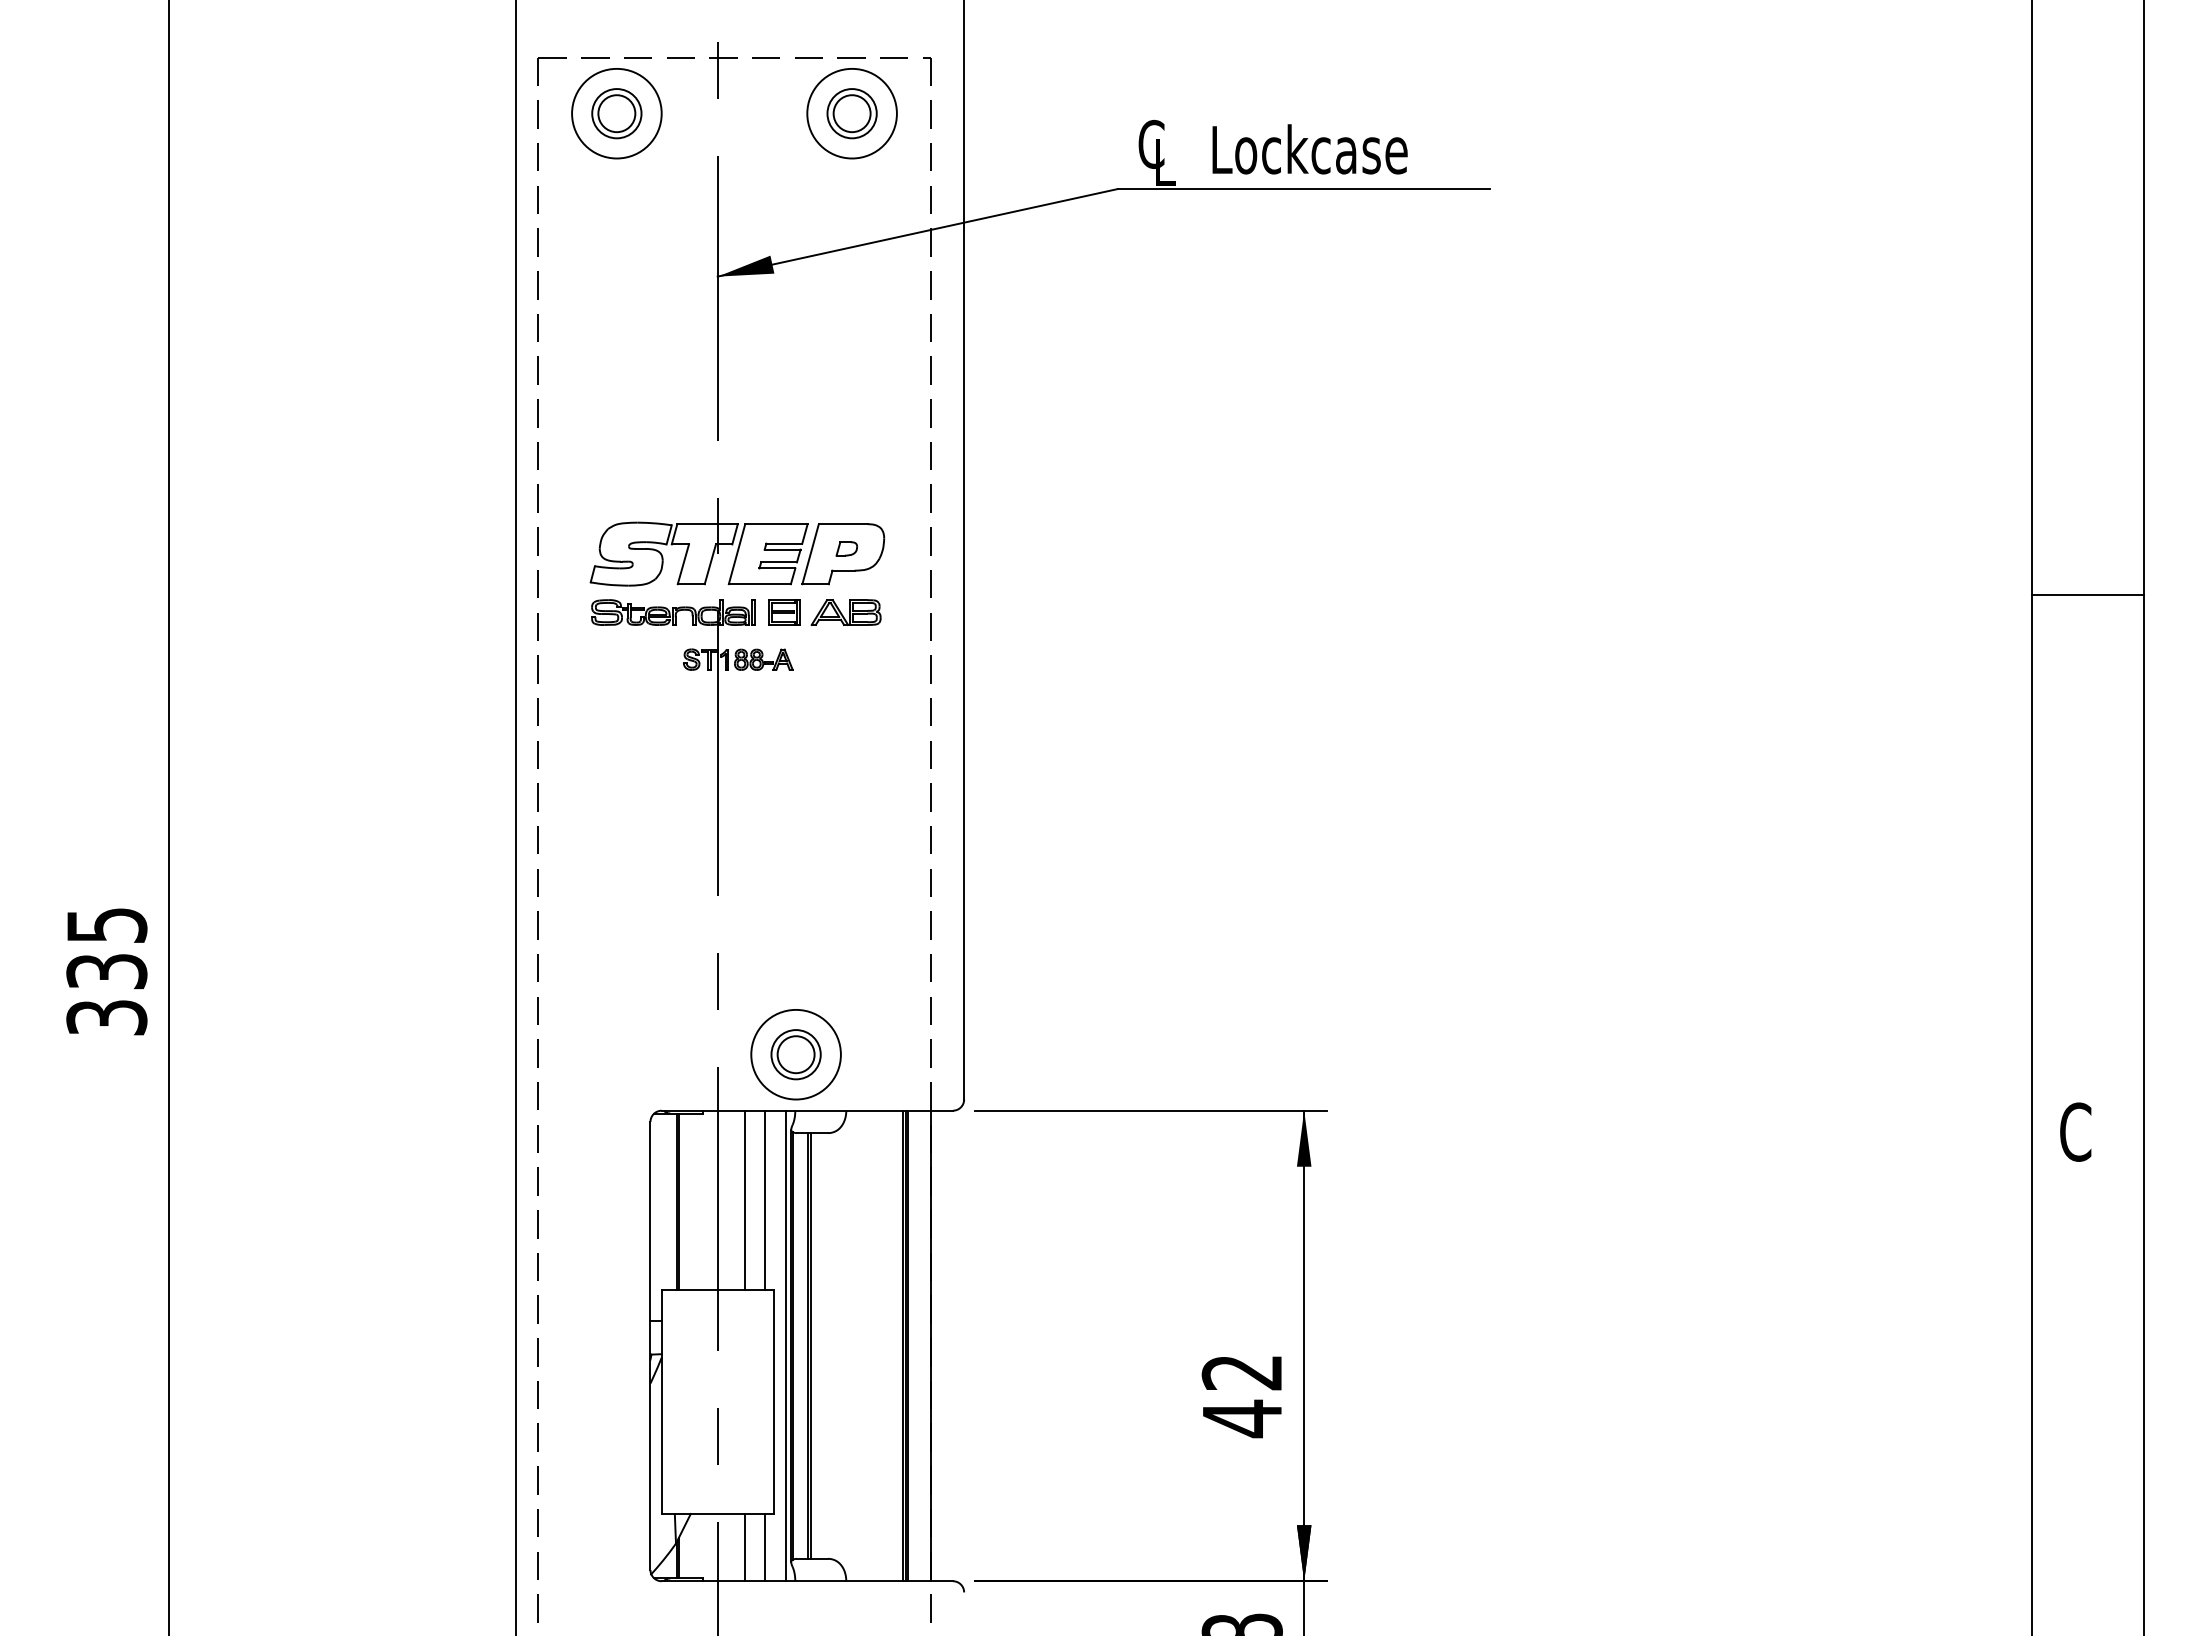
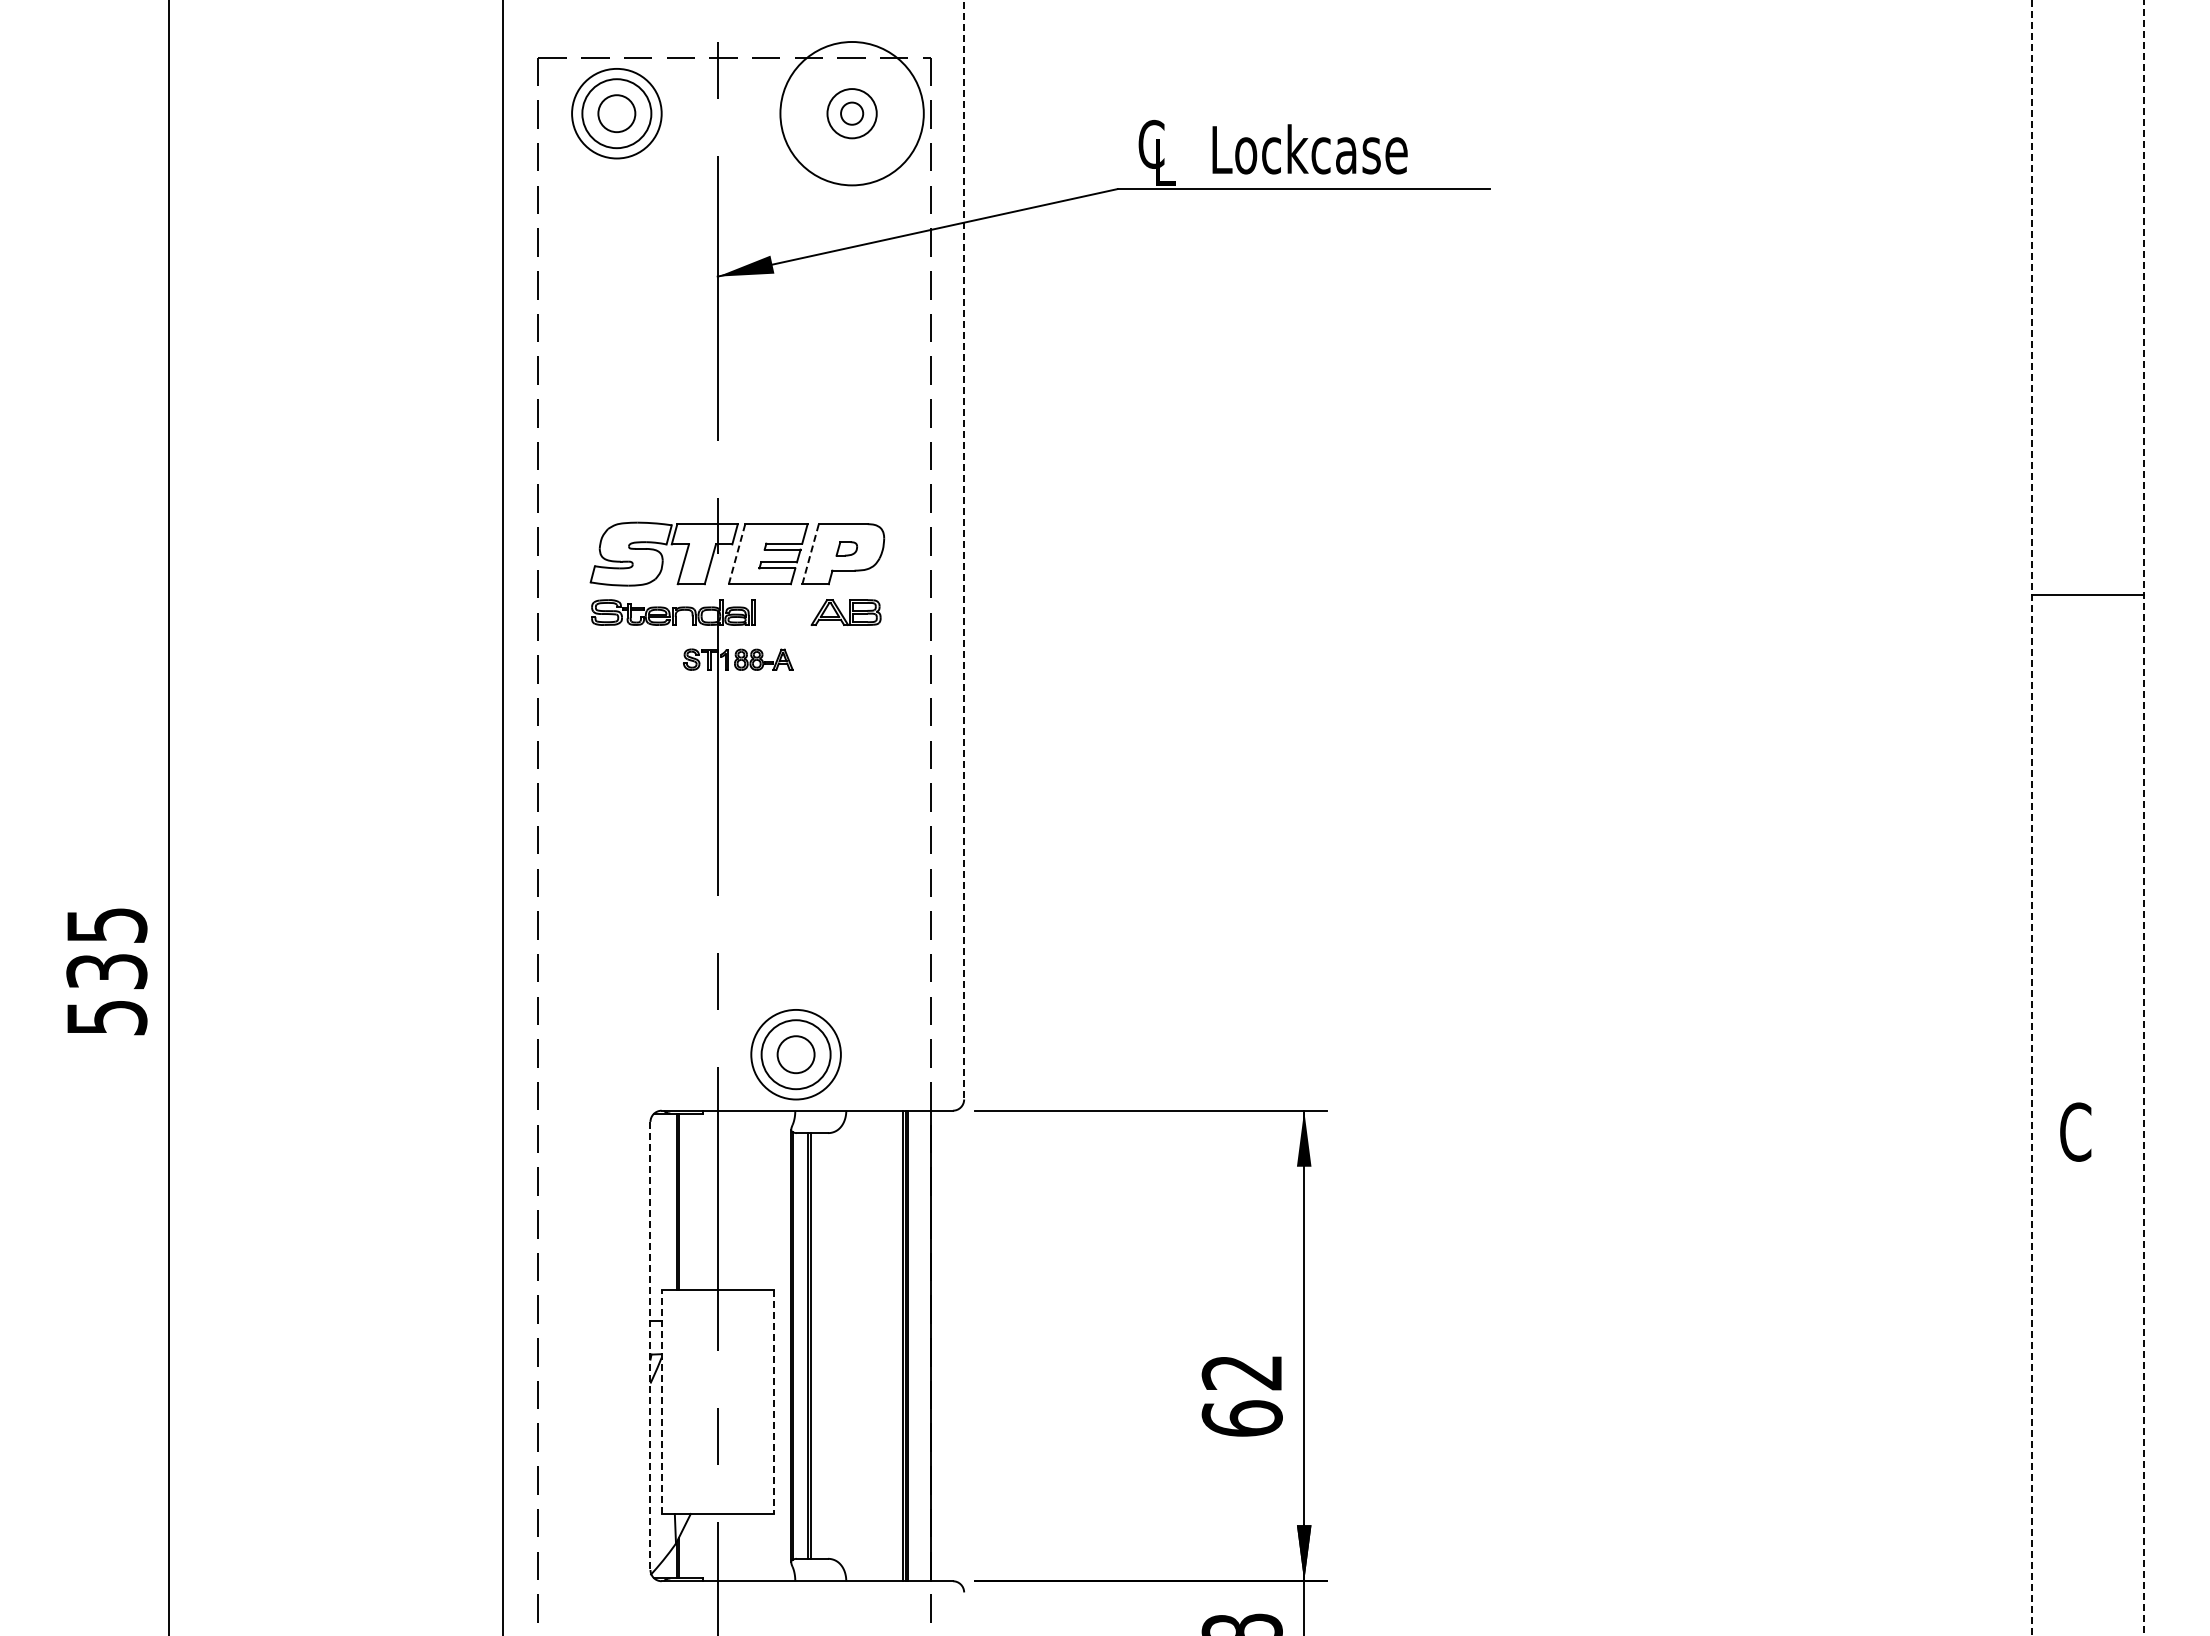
circle diameter: 49 px -> 69 px (616, 113)
circle diameter: 37 px -> 22 px (852, 113)
circle diameter: 90 px -> 143 px (851, 113)
line: solid -> dashed (964, 550)
line: solid -> dashed (737, 553)
line: solid -> dashed (810, 553)
part: present -> none (784, 612)
line position: (516, 817) -> (503, 817) (503, 817)
line: solid -> dashed (2031, 817)
line: solid -> dashed (2143, 817)
text: 335 -> 535 (106, 1017)
circle diameter: 49 px -> 69 px (795, 1054)
line: present -> none (745, 1199)
line: present -> none (765, 1199)
line: present -> none (785, 1345)
line: solid -> dashed (650, 1346)
line: solid -> dashed (661, 1401)
line: solid -> dashed (773, 1402)
text: 42 -> 62 (1241, 1418)
line: present -> none (745, 1547)
line: present -> none (765, 1547)
